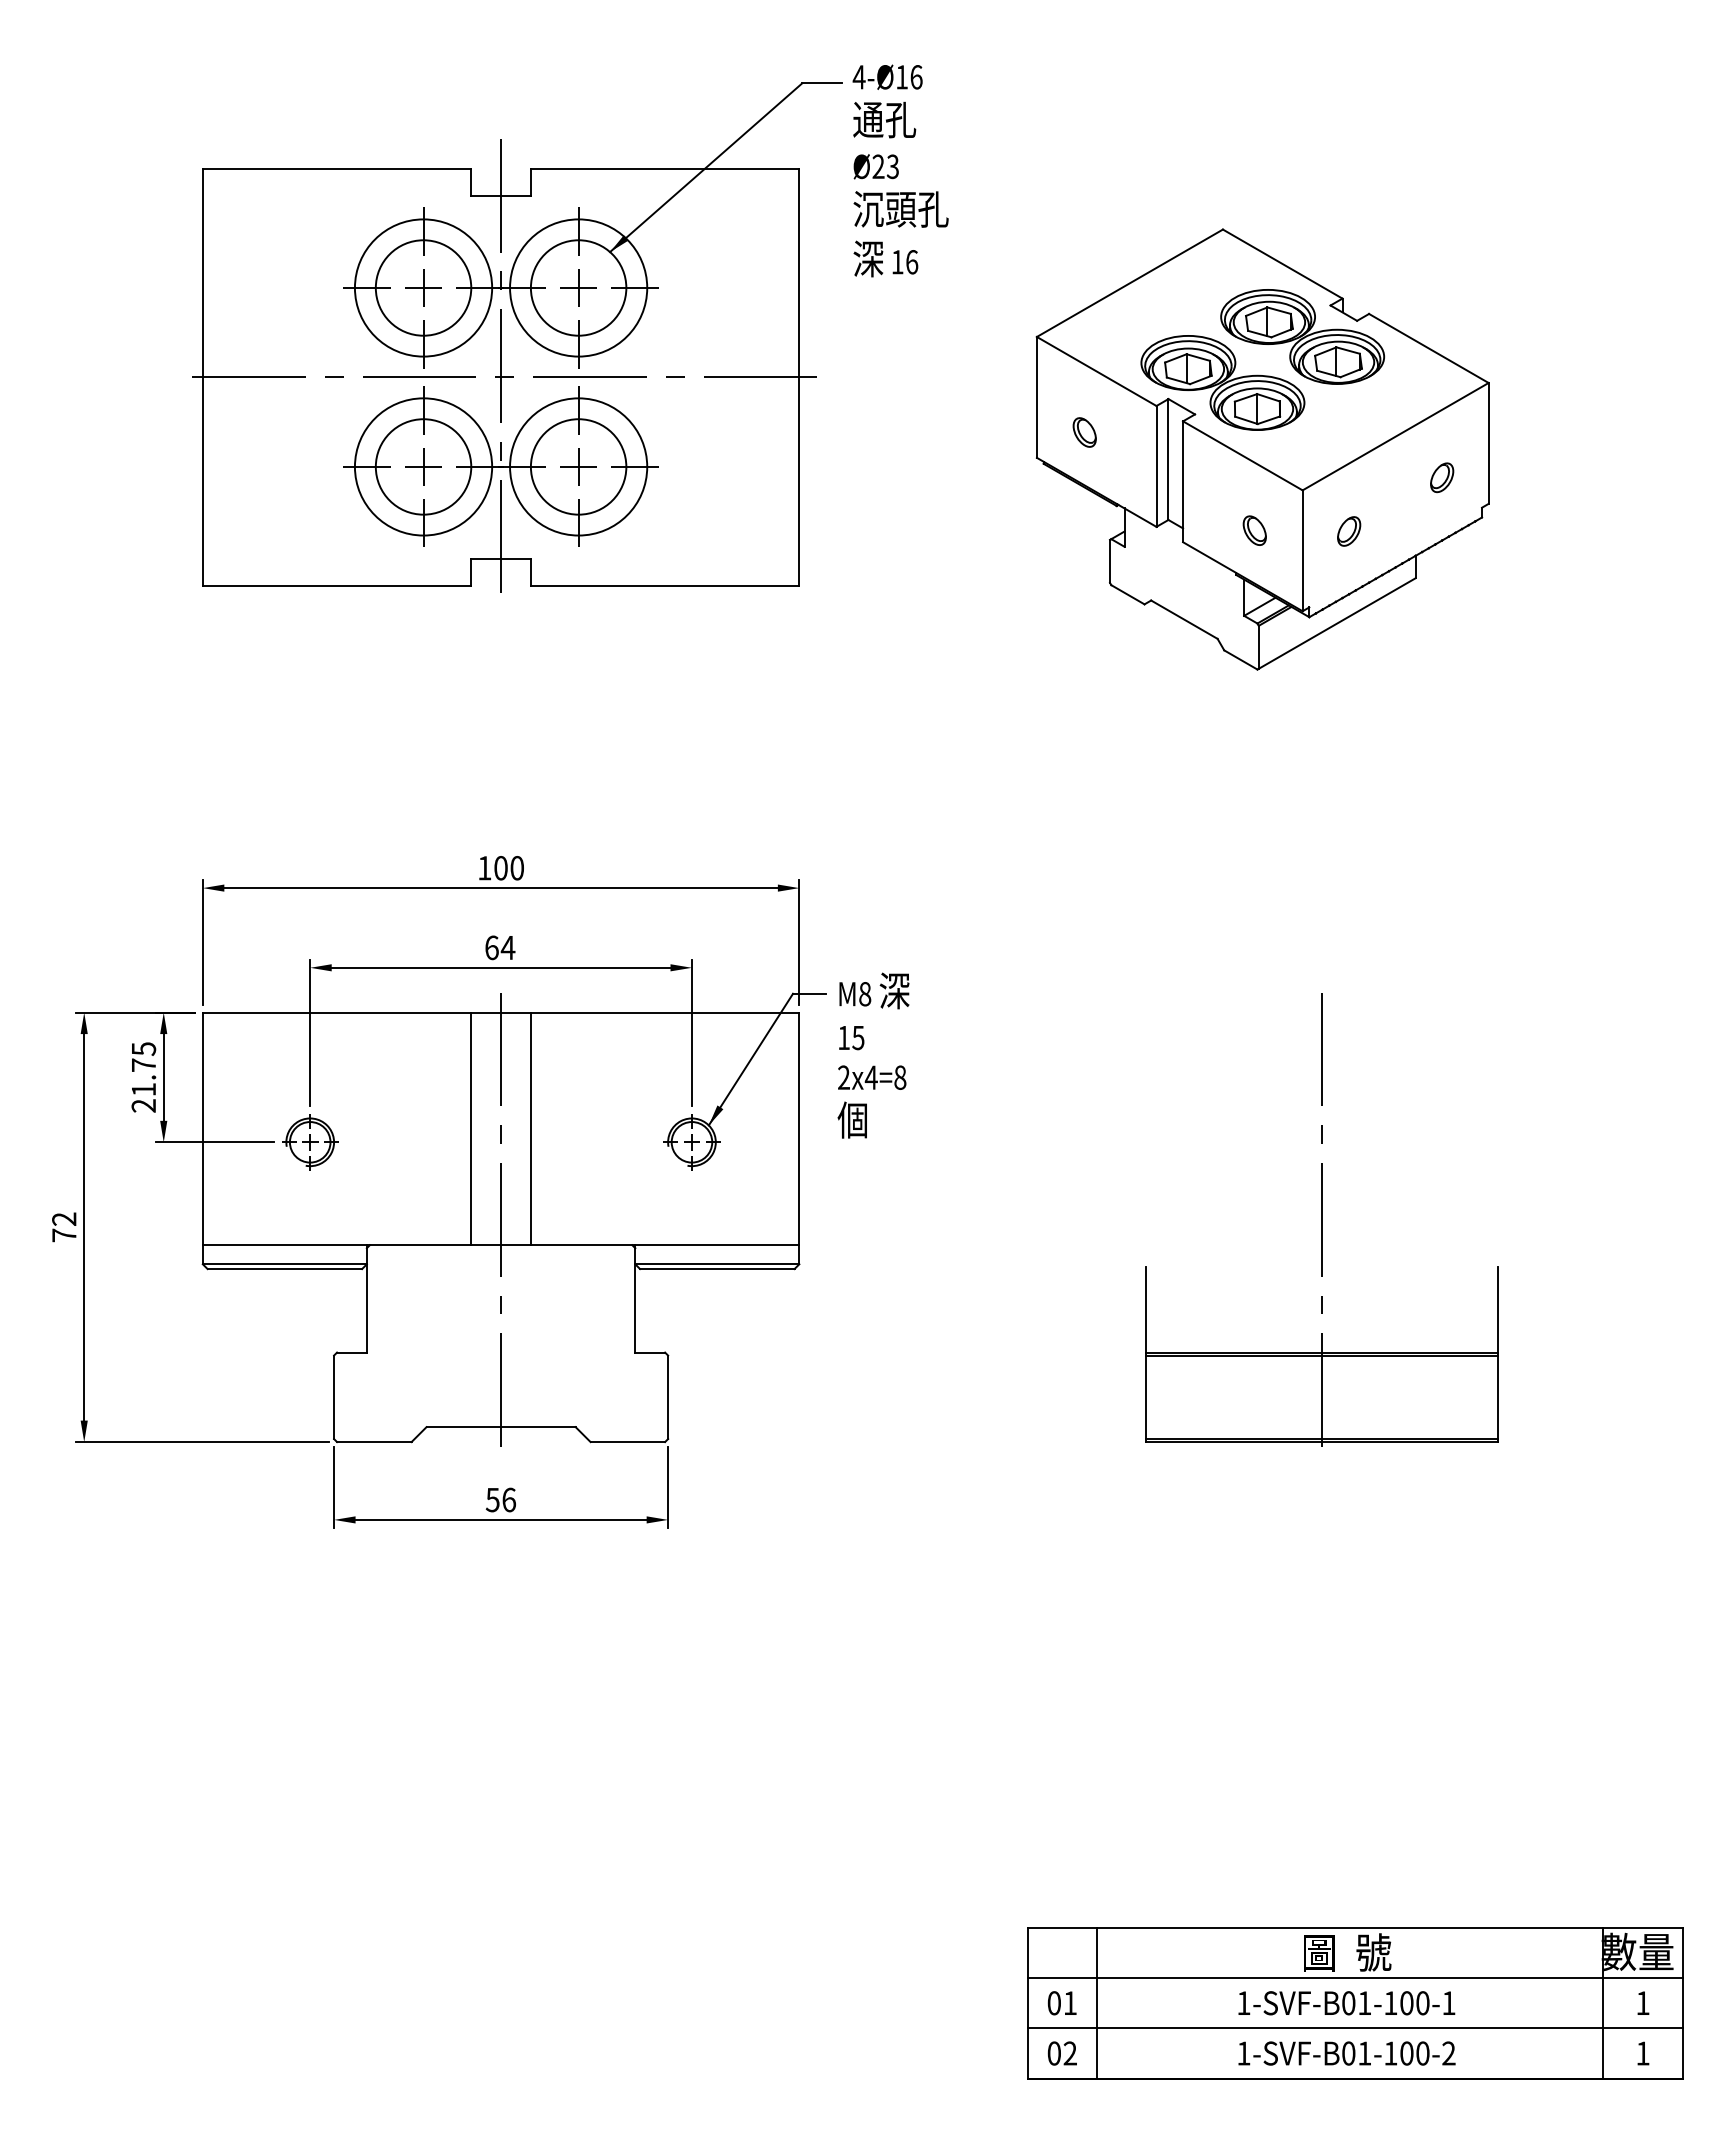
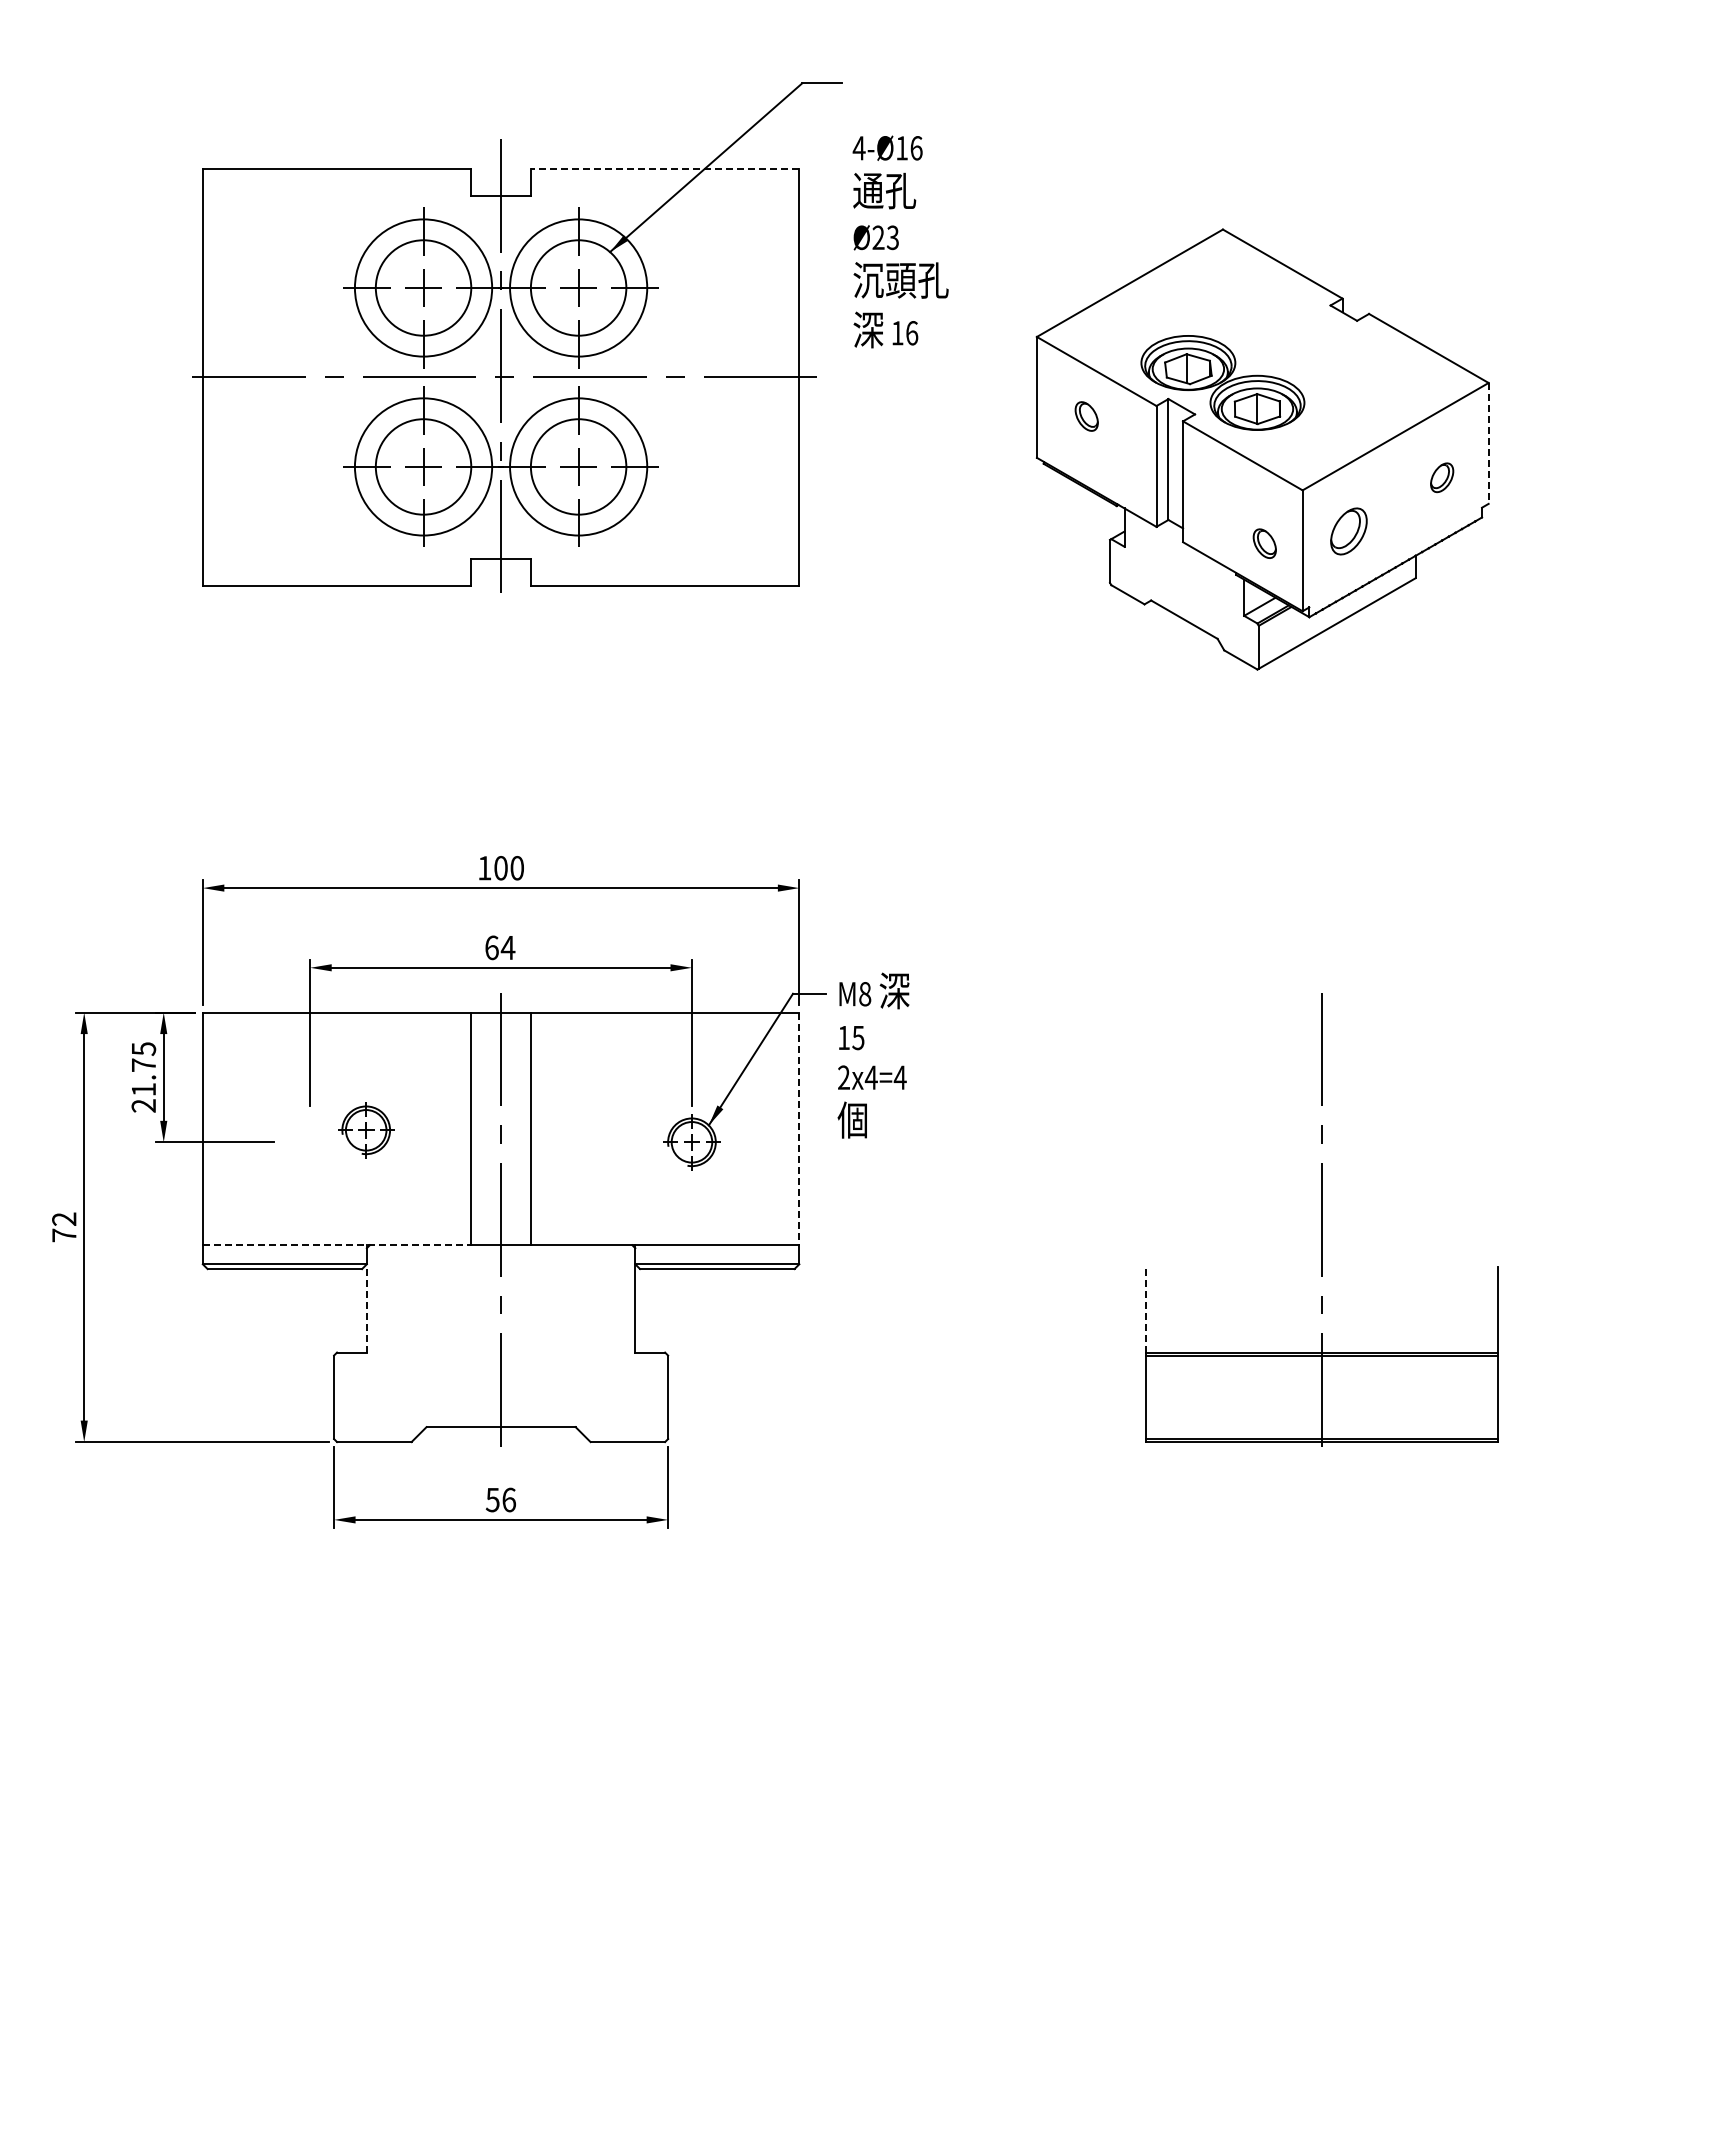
line: solid -> dashed (664, 168)
text position: (900, 170) -> (900, 241) (900, 241)
part: present -> none (1302, 336)
part position: (1084, 432) -> (1086, 416) (1086, 416)
line: solid -> dashed (1488, 443)
part position: (1254, 530) -> (1264, 543) (1264, 543)
part size: 25x31 px -> 38x49 px (1348, 531)
text: 2x4=8 -> 2x4=4 (899, 1077)
line: solid -> dashed (799, 1129)
part position: (310, 1142) -> (366, 1130) (366, 1130)
line: solid -> dashed (337, 1245)
line: solid -> dashed (366, 1307)
line: solid -> dashed (1145, 1309)
part: present -> none (1355, 2003)
